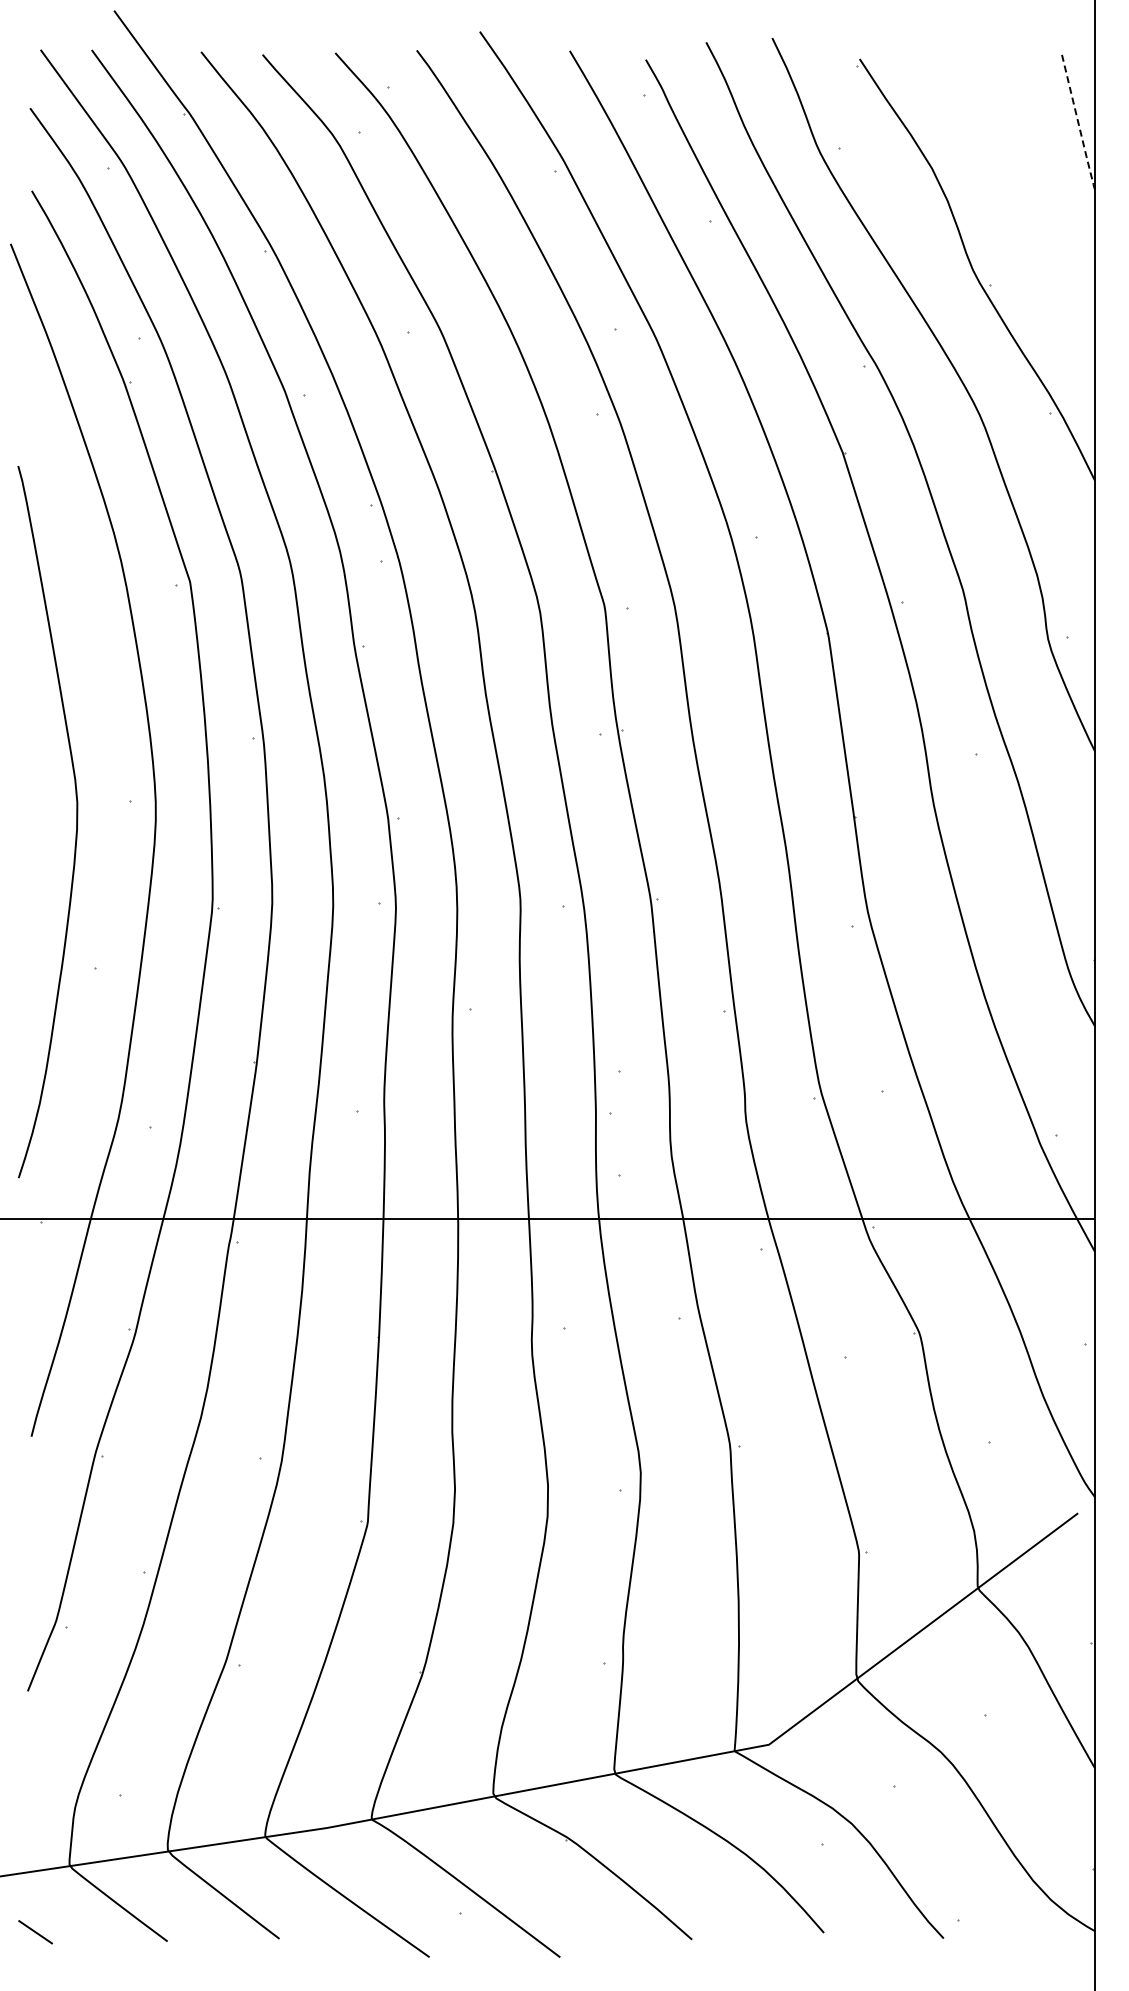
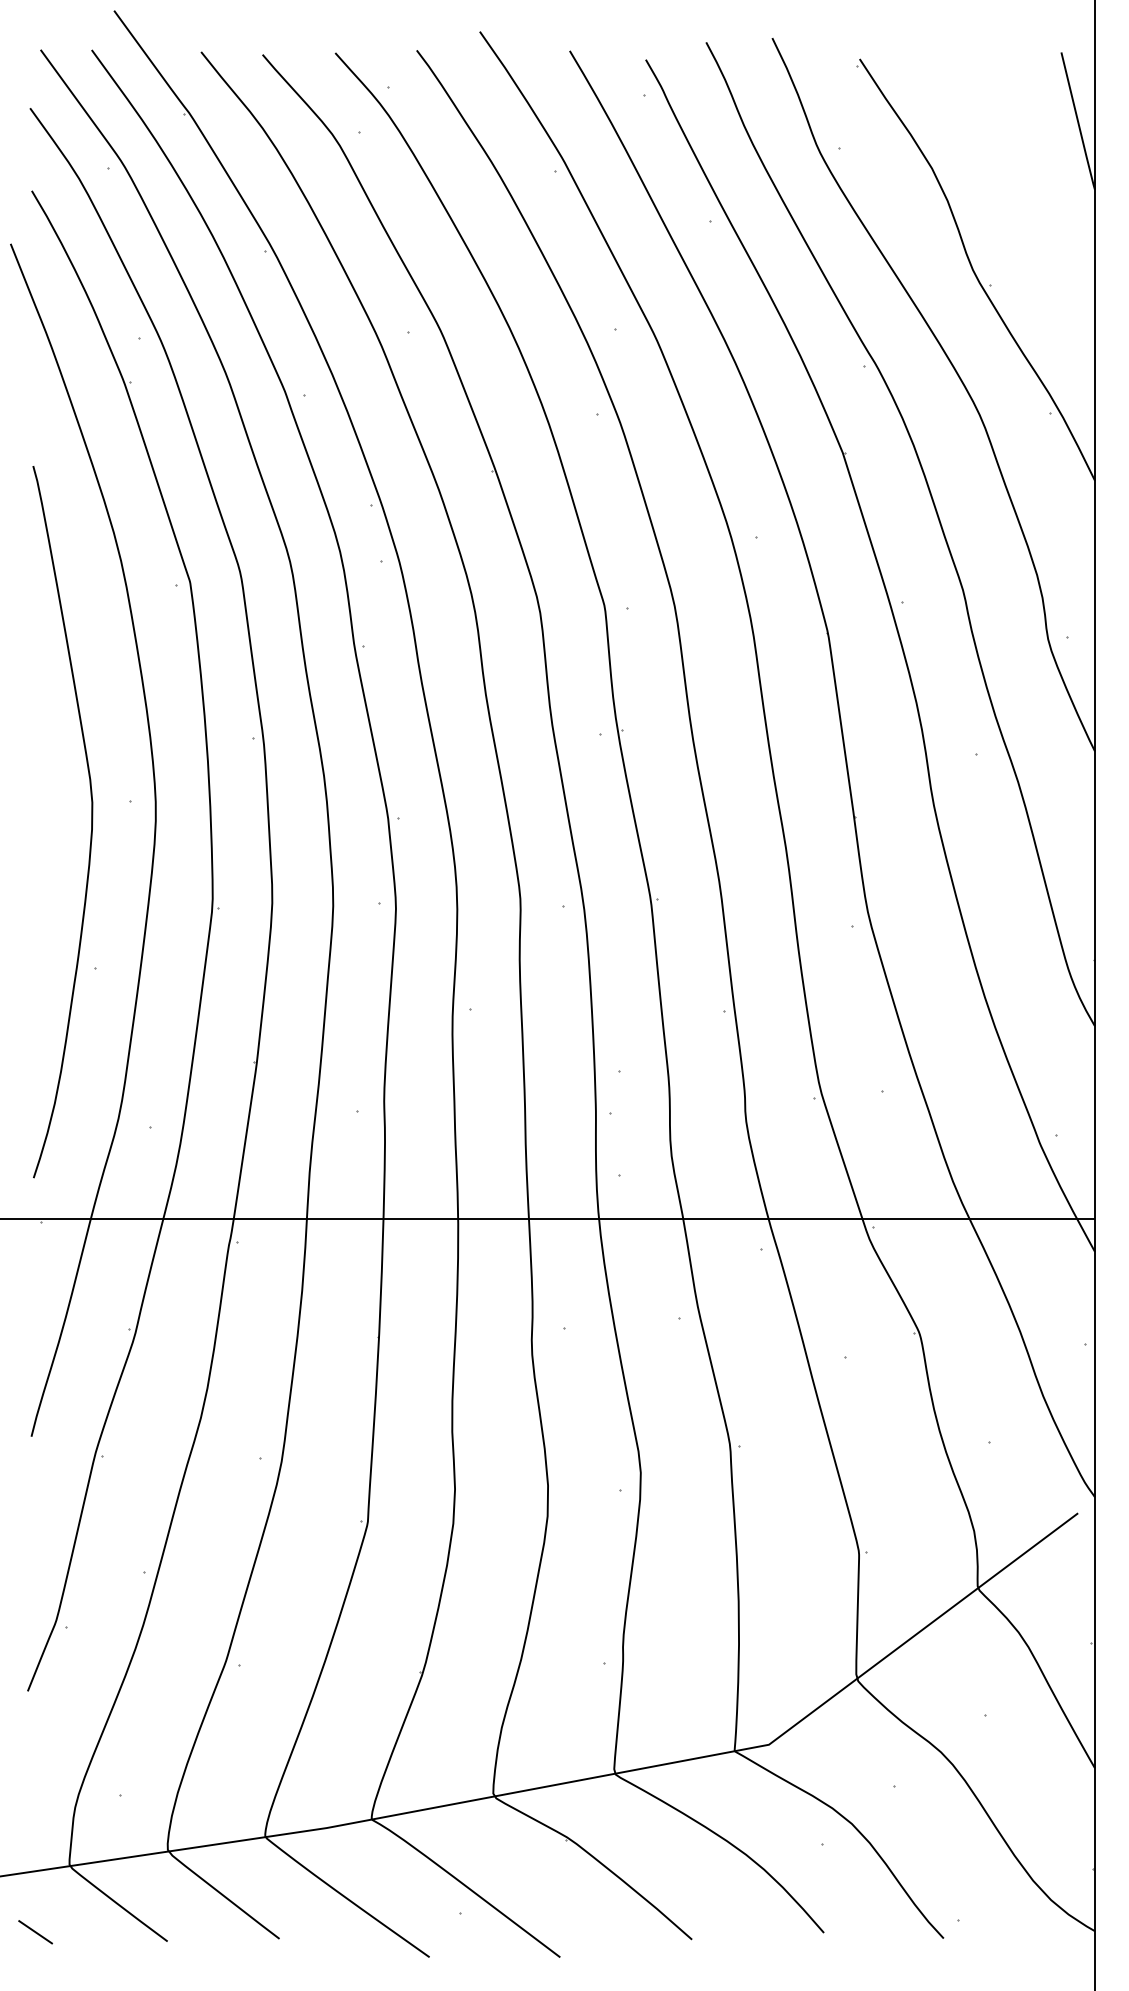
line: dashed -> solid (1078, 122)
curve position: (76, 822) -> (91, 822) (91, 822)
